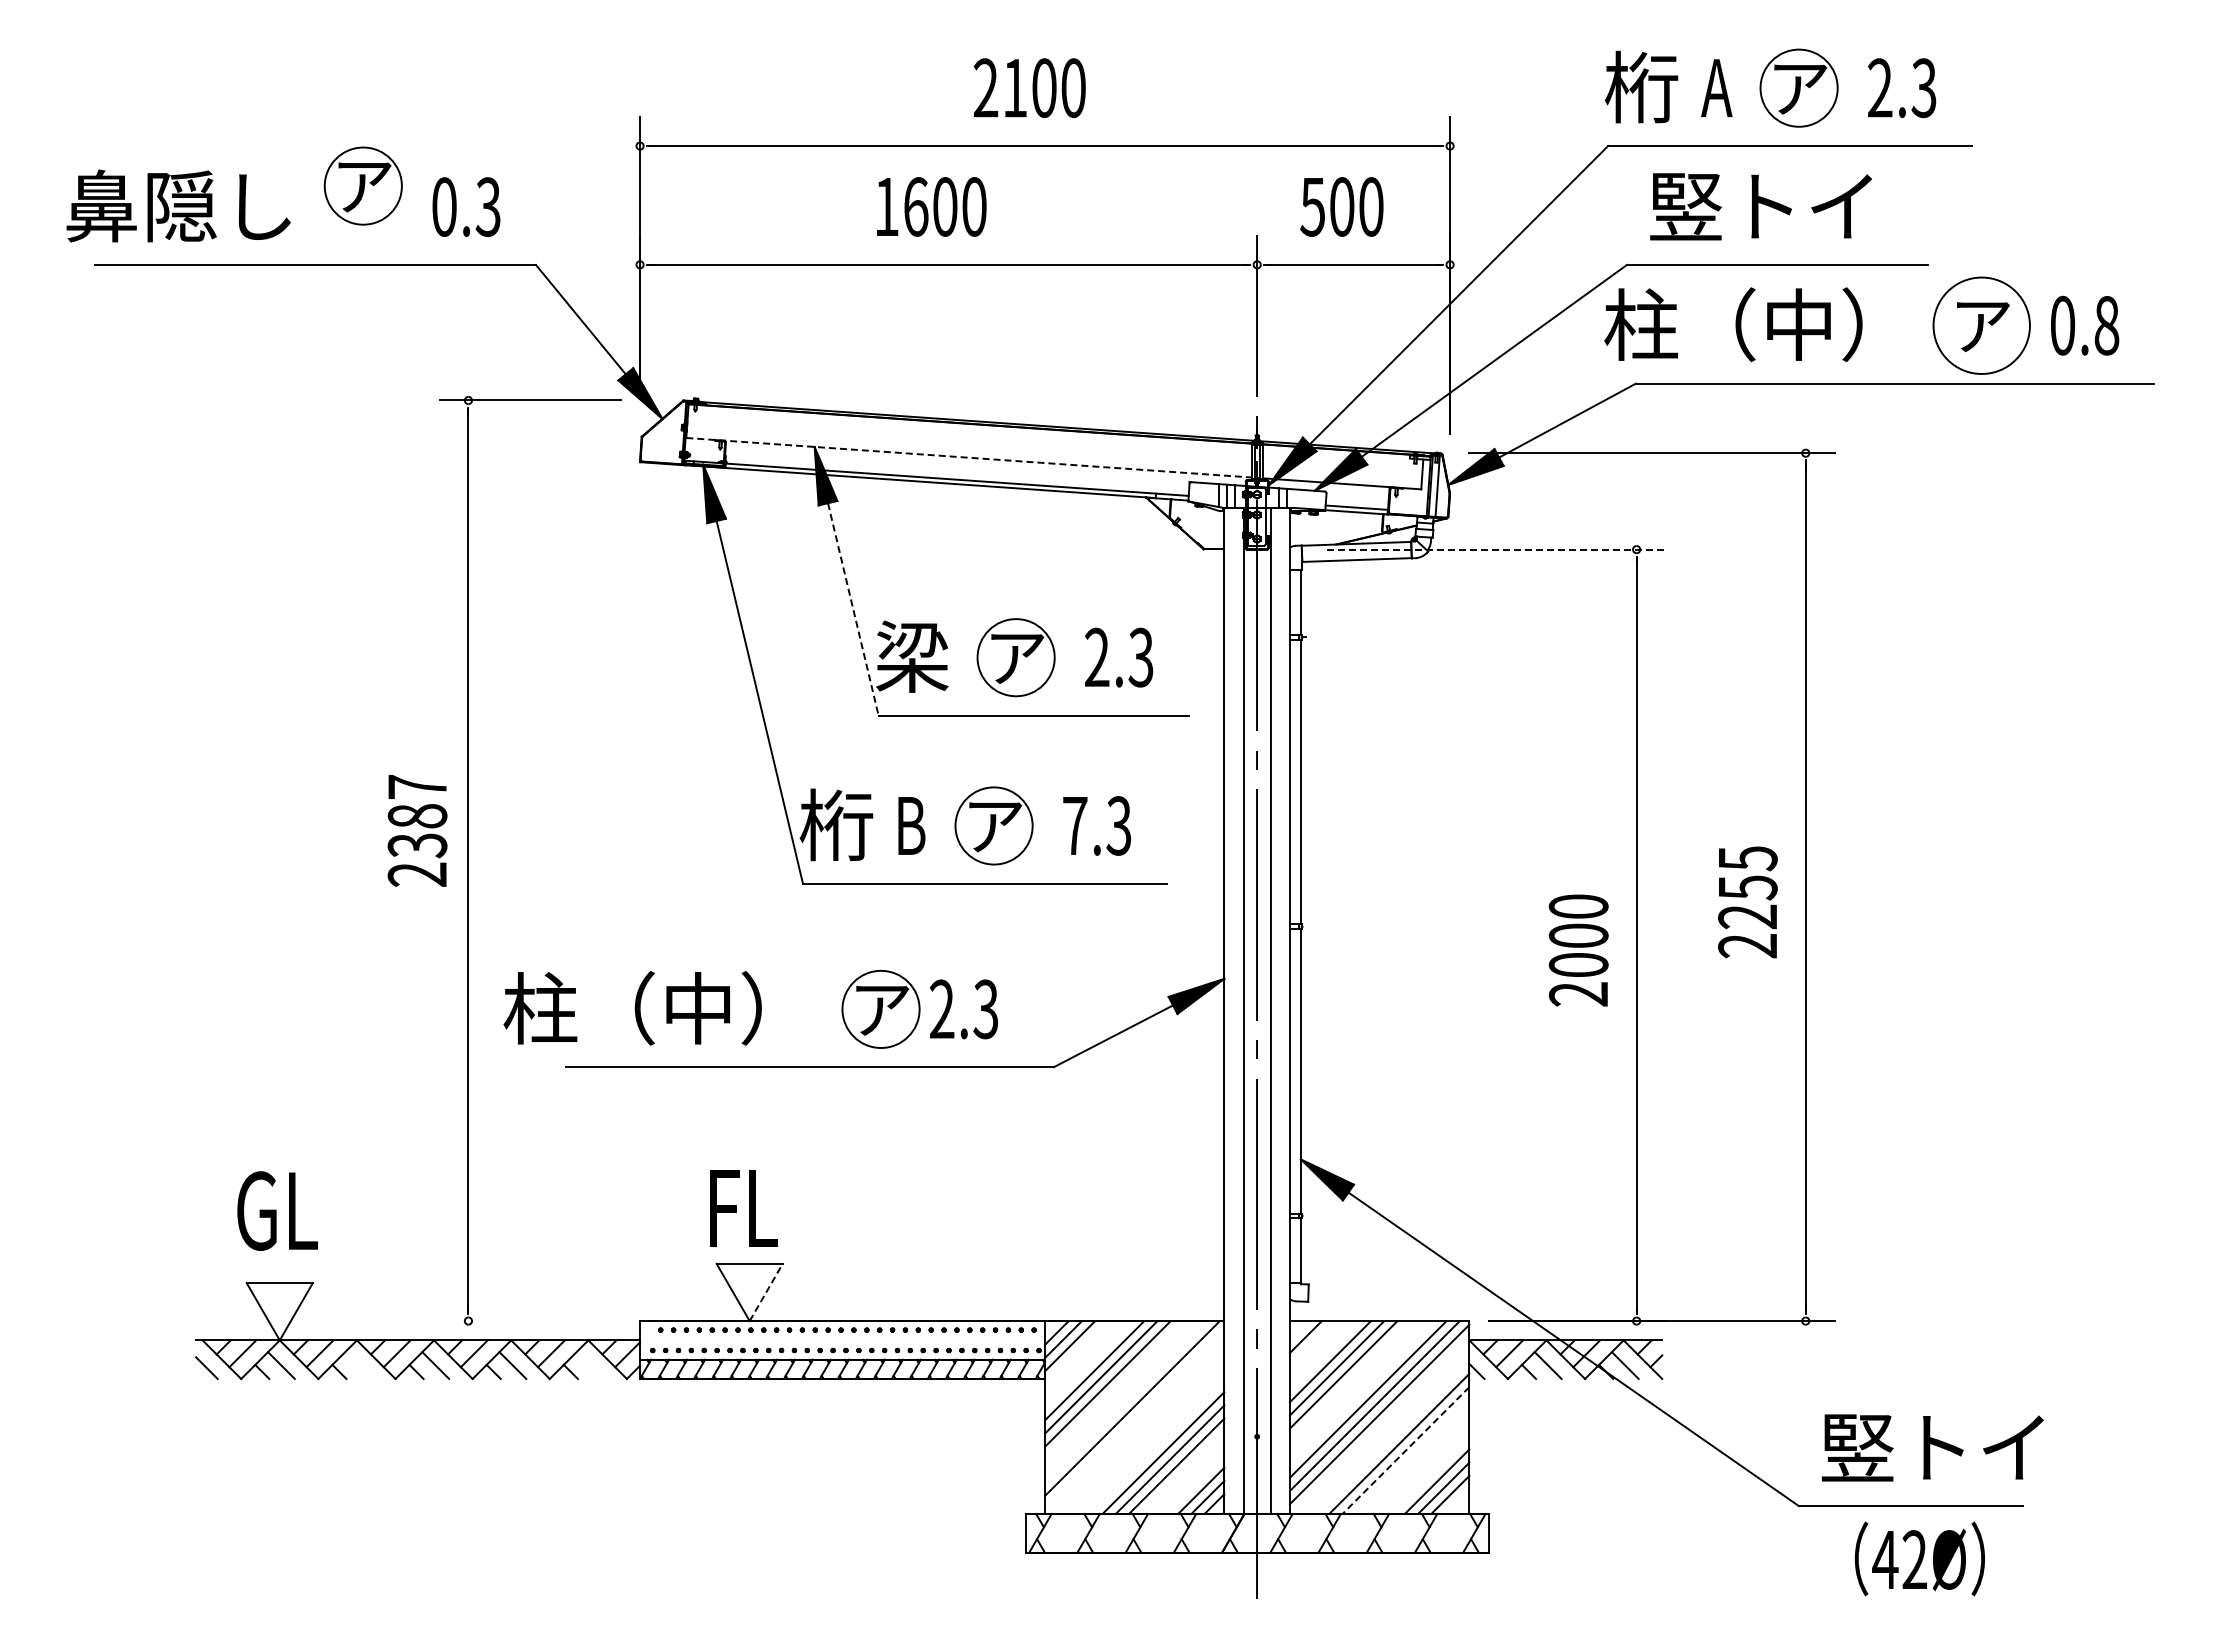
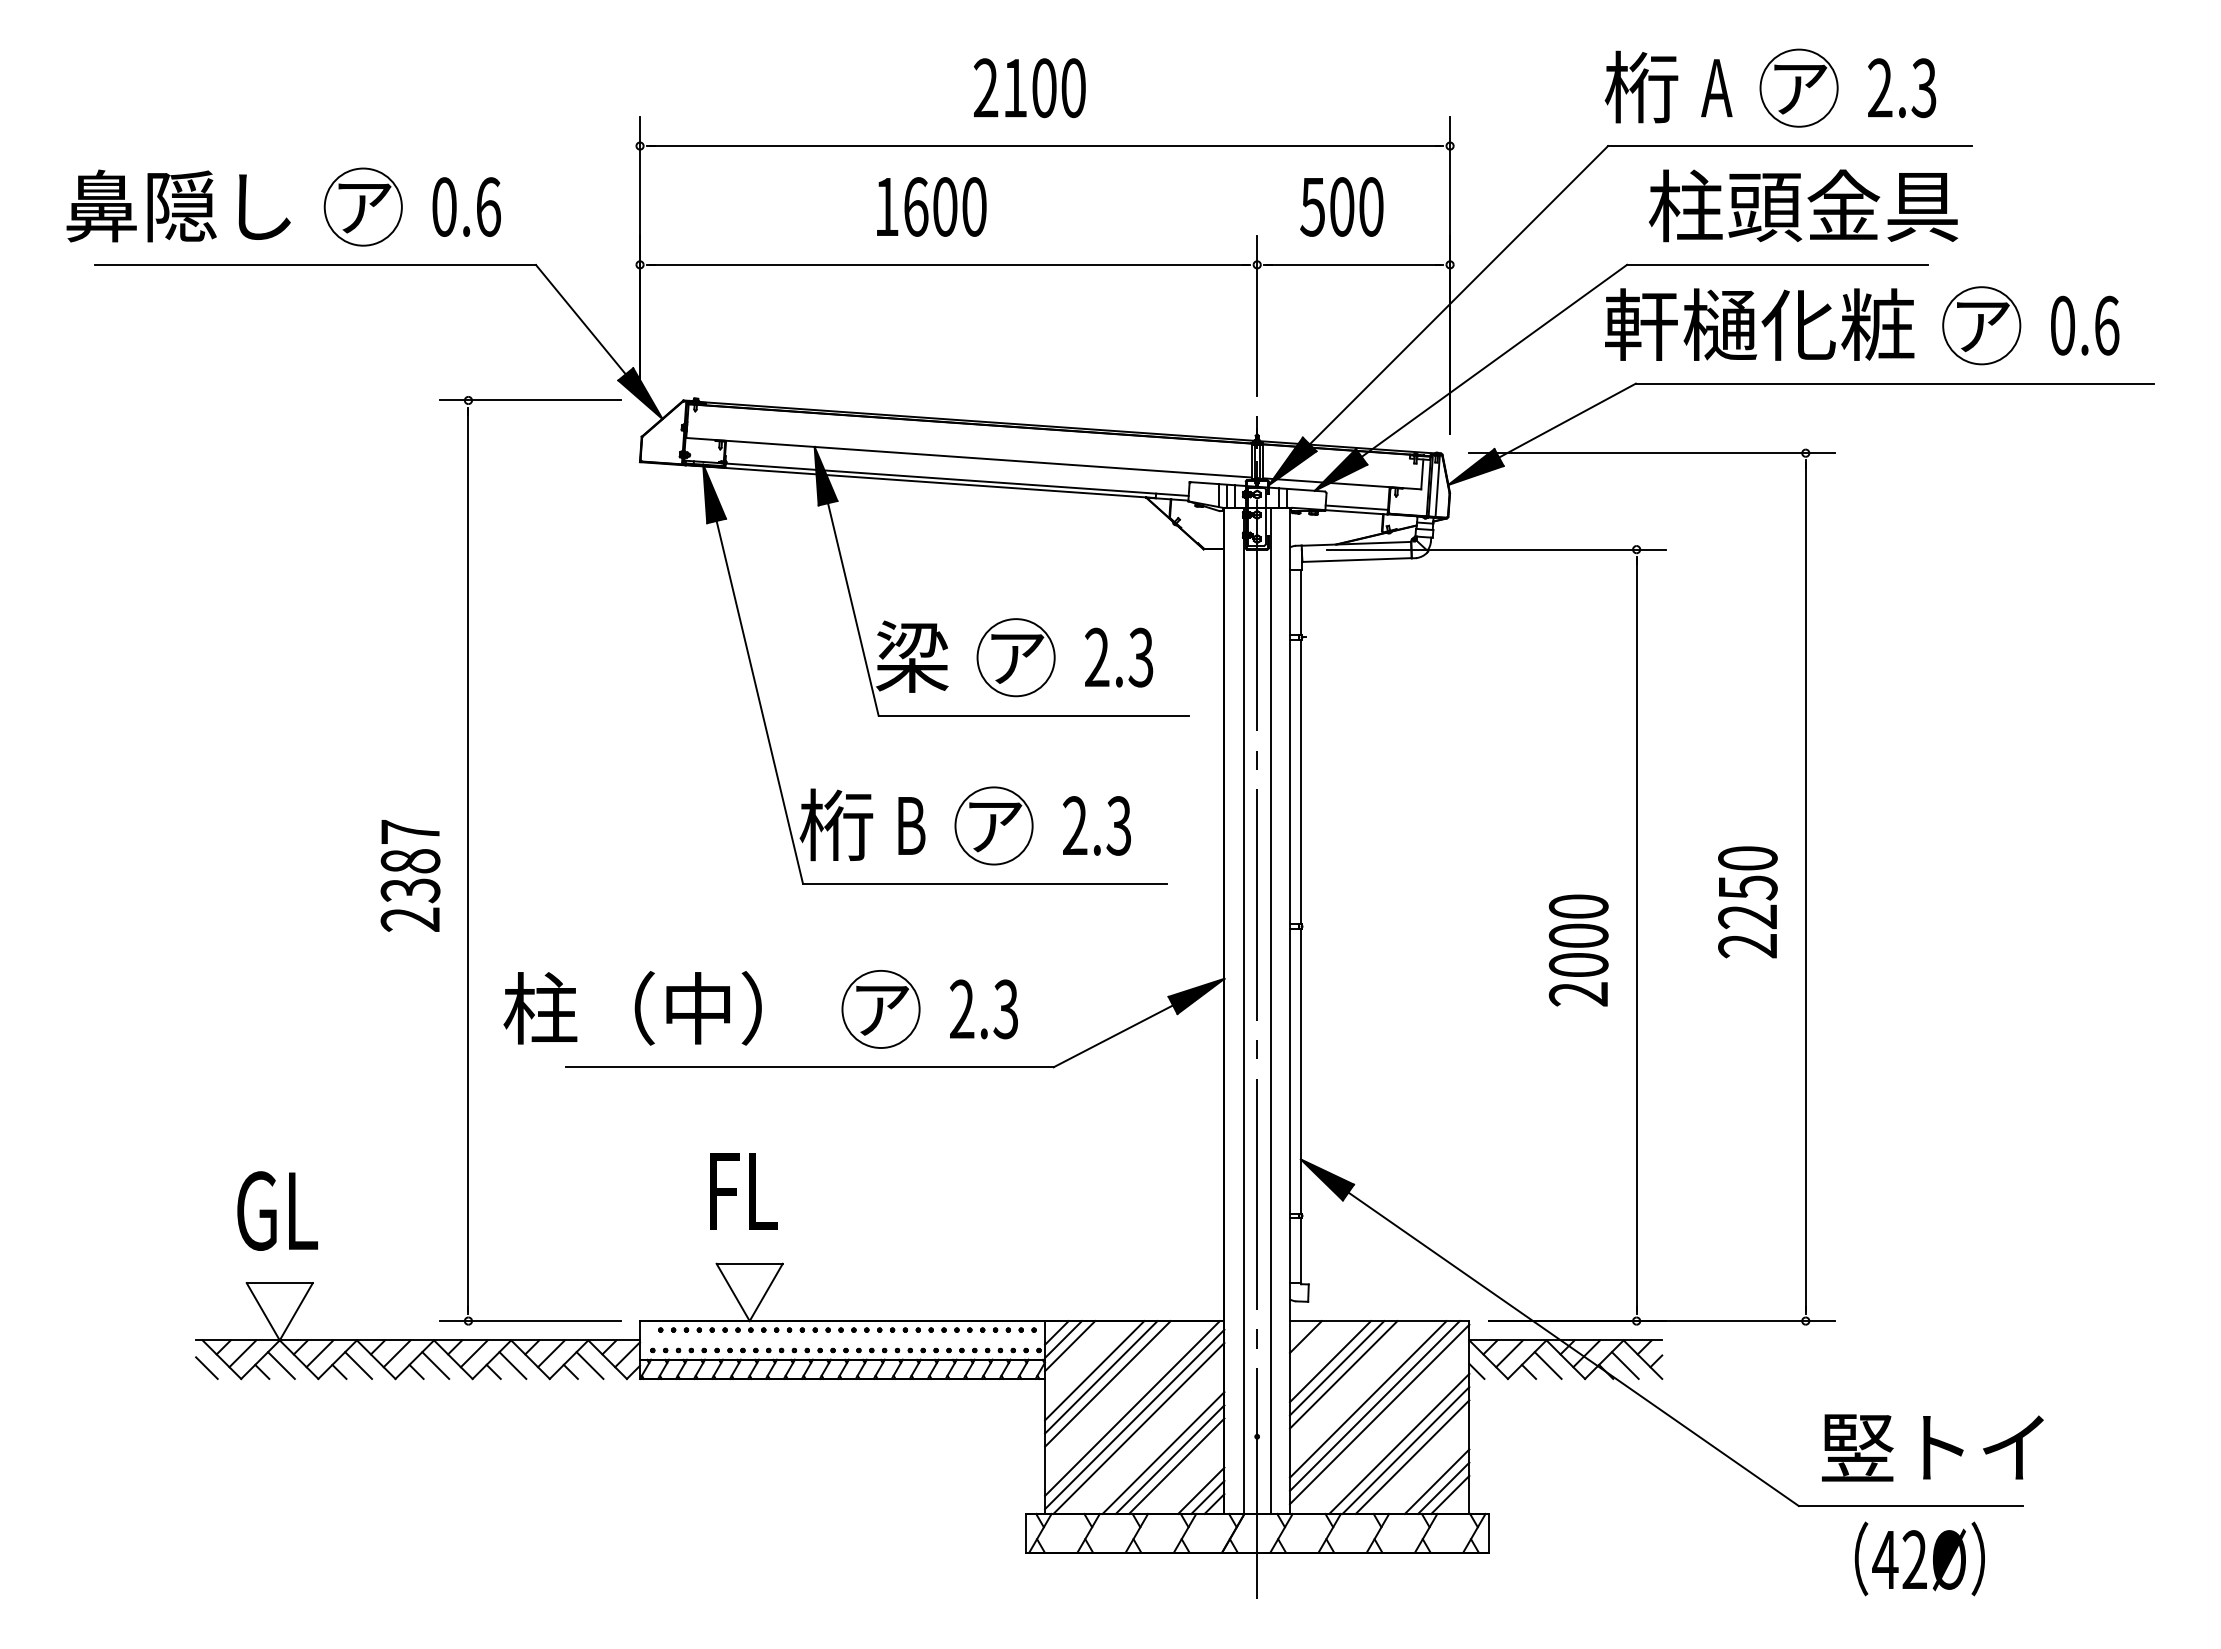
part position: (362, 185) -> (362, 206) (362, 206)
text: 竪トイ -> 柱頭金具 (1803, 205)
text: 0.3 -> 0.6 (487, 206)
text: 柱（中） -> 軒樋化粧 (1759, 324)
circle diameter: 96 px -> 77 px (1981, 325)
text: 0.8 -> 0.6 (2106, 325)
line: dashed -> solid (969, 457)
line: dashed -> solid (1497, 549)
line: dashed -> solid (853, 609)
text: 7.3 -> 2.3 (1075, 825)
text position: (417, 830) -> (410, 875) (410, 875)
text: 2255 -> 2250 (1747, 858)
text position: (963, 1009) -> (983, 1009) (983, 1009)
text position: (743, 1208) -> (743, 1191) (743, 1191)
line: dashed -> solid (766, 1292)
line: none -> present (529, 1321)
line: none -> present (358, 1365)
line: none -> present (589, 1365)
line: none -> present (1134, 1419)
line: none -> present (1138, 1428)
line: dashed -> solid (1405, 1450)
line: none -> present (1412, 1456)
